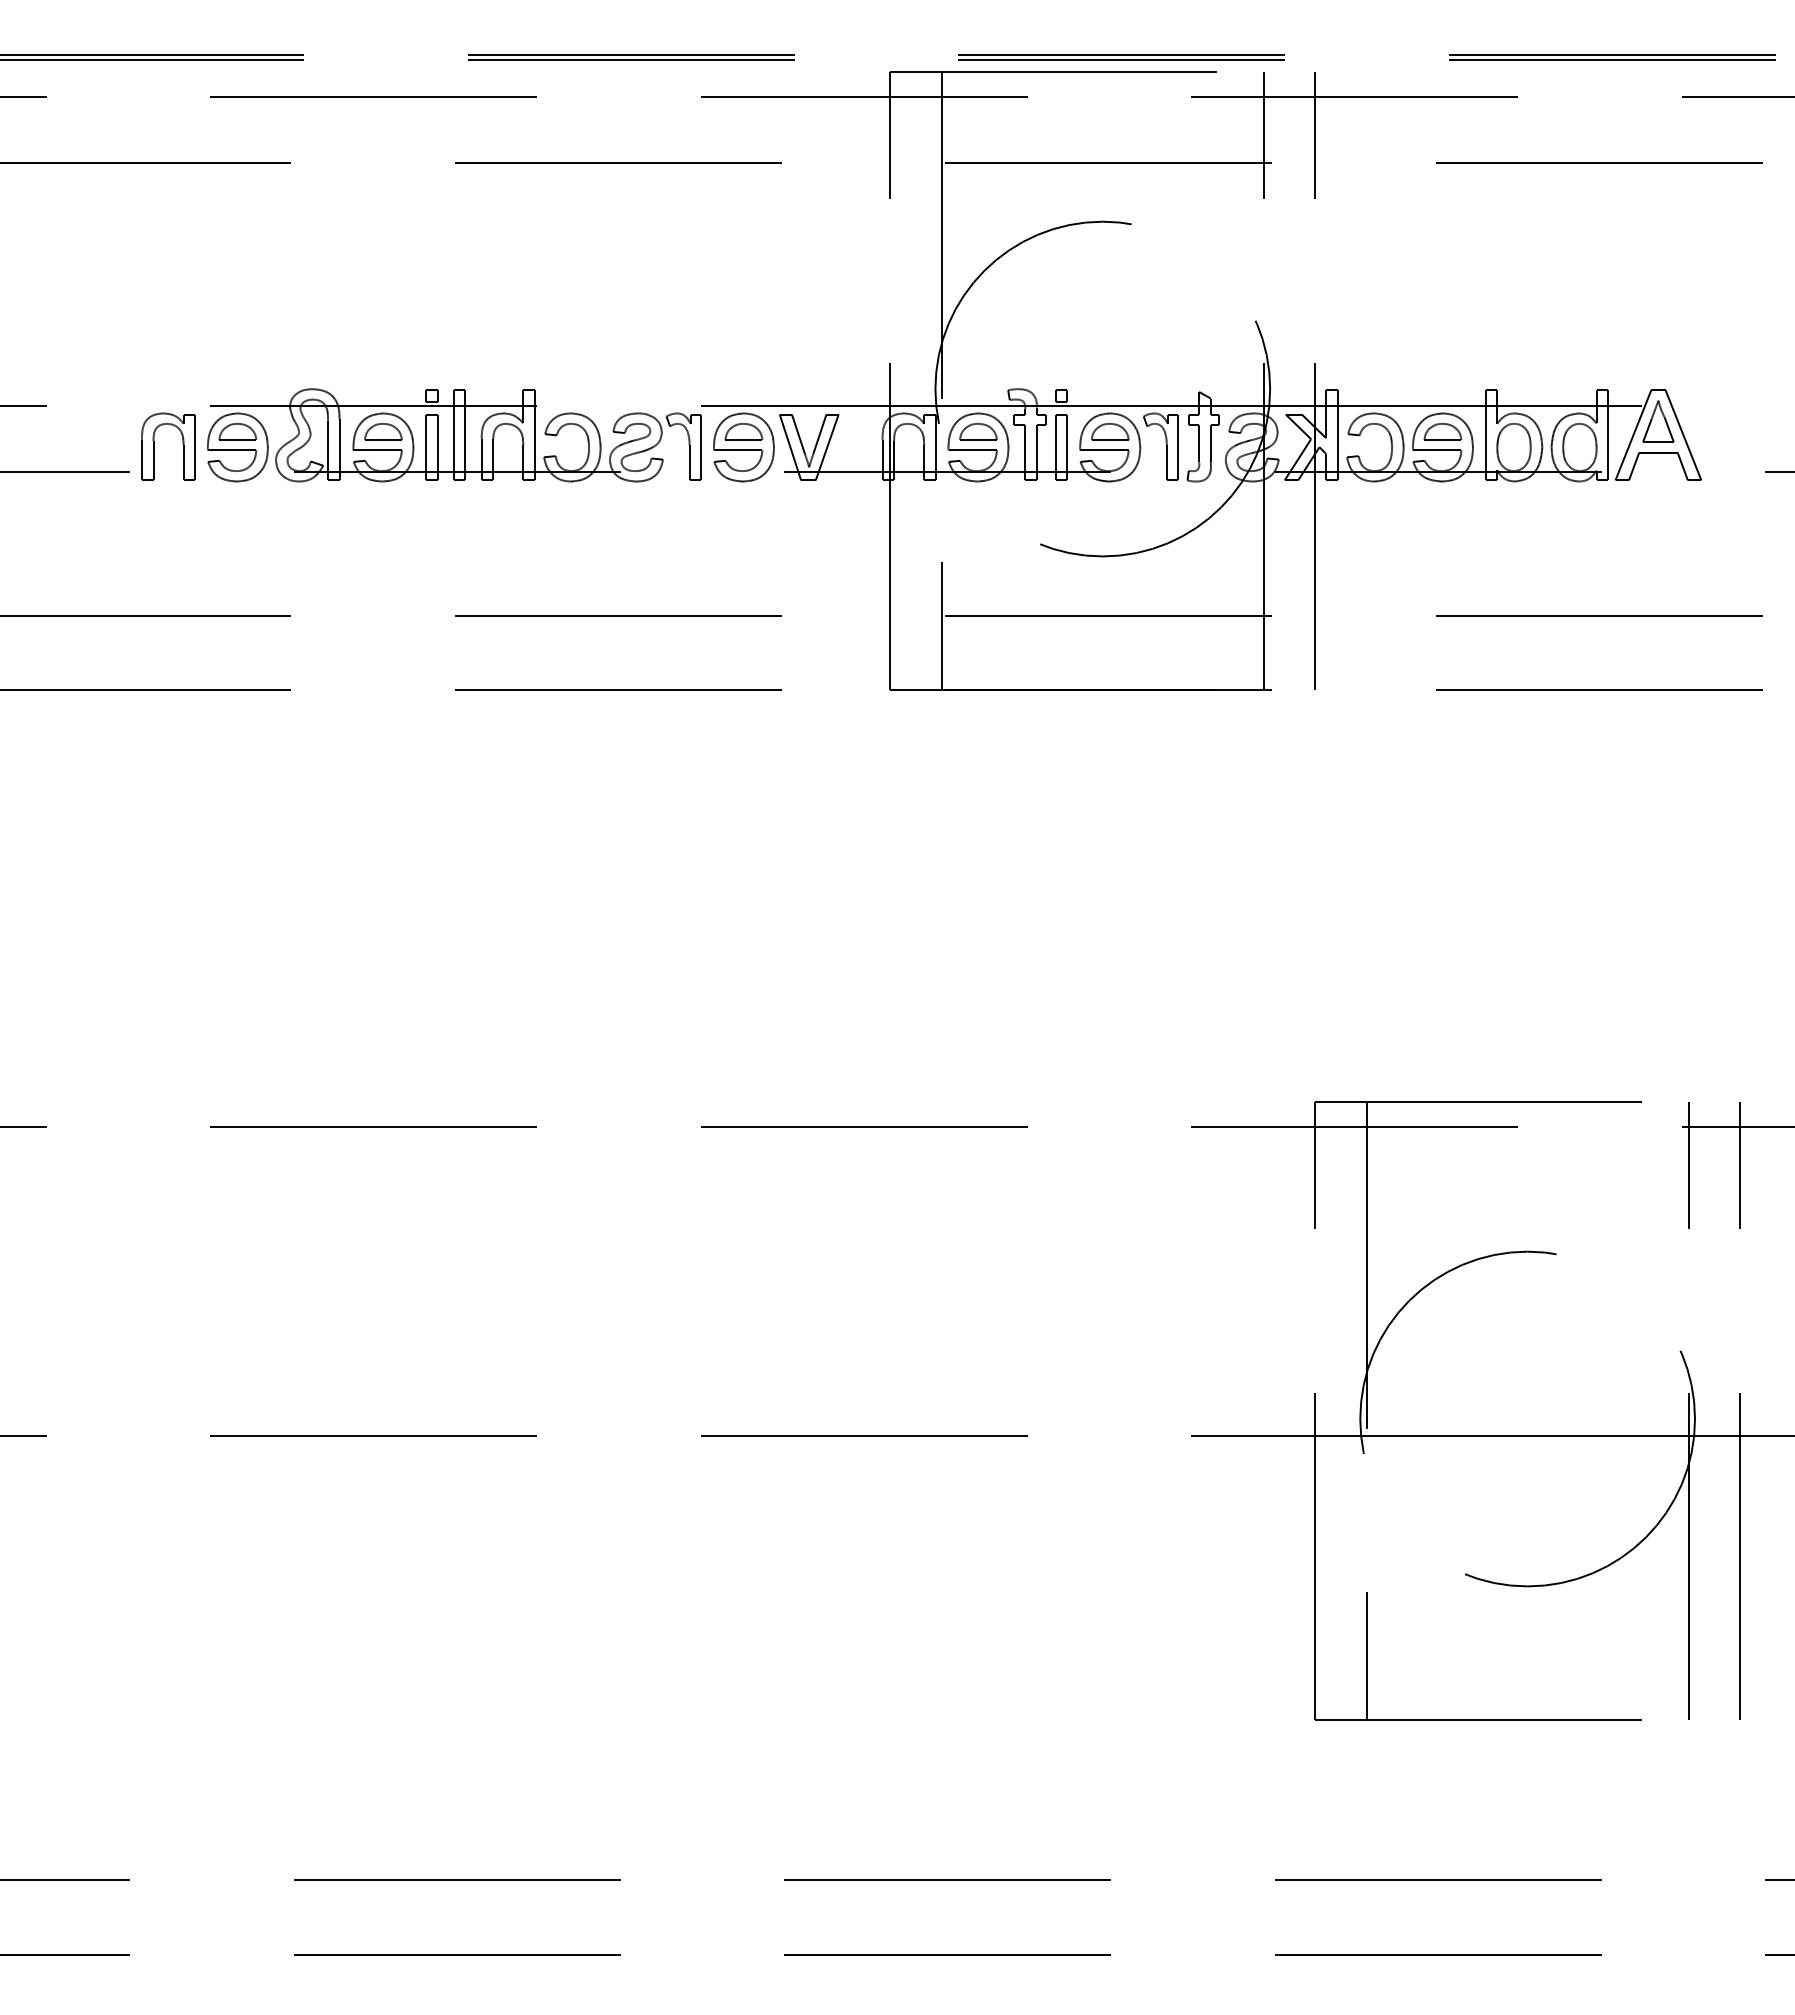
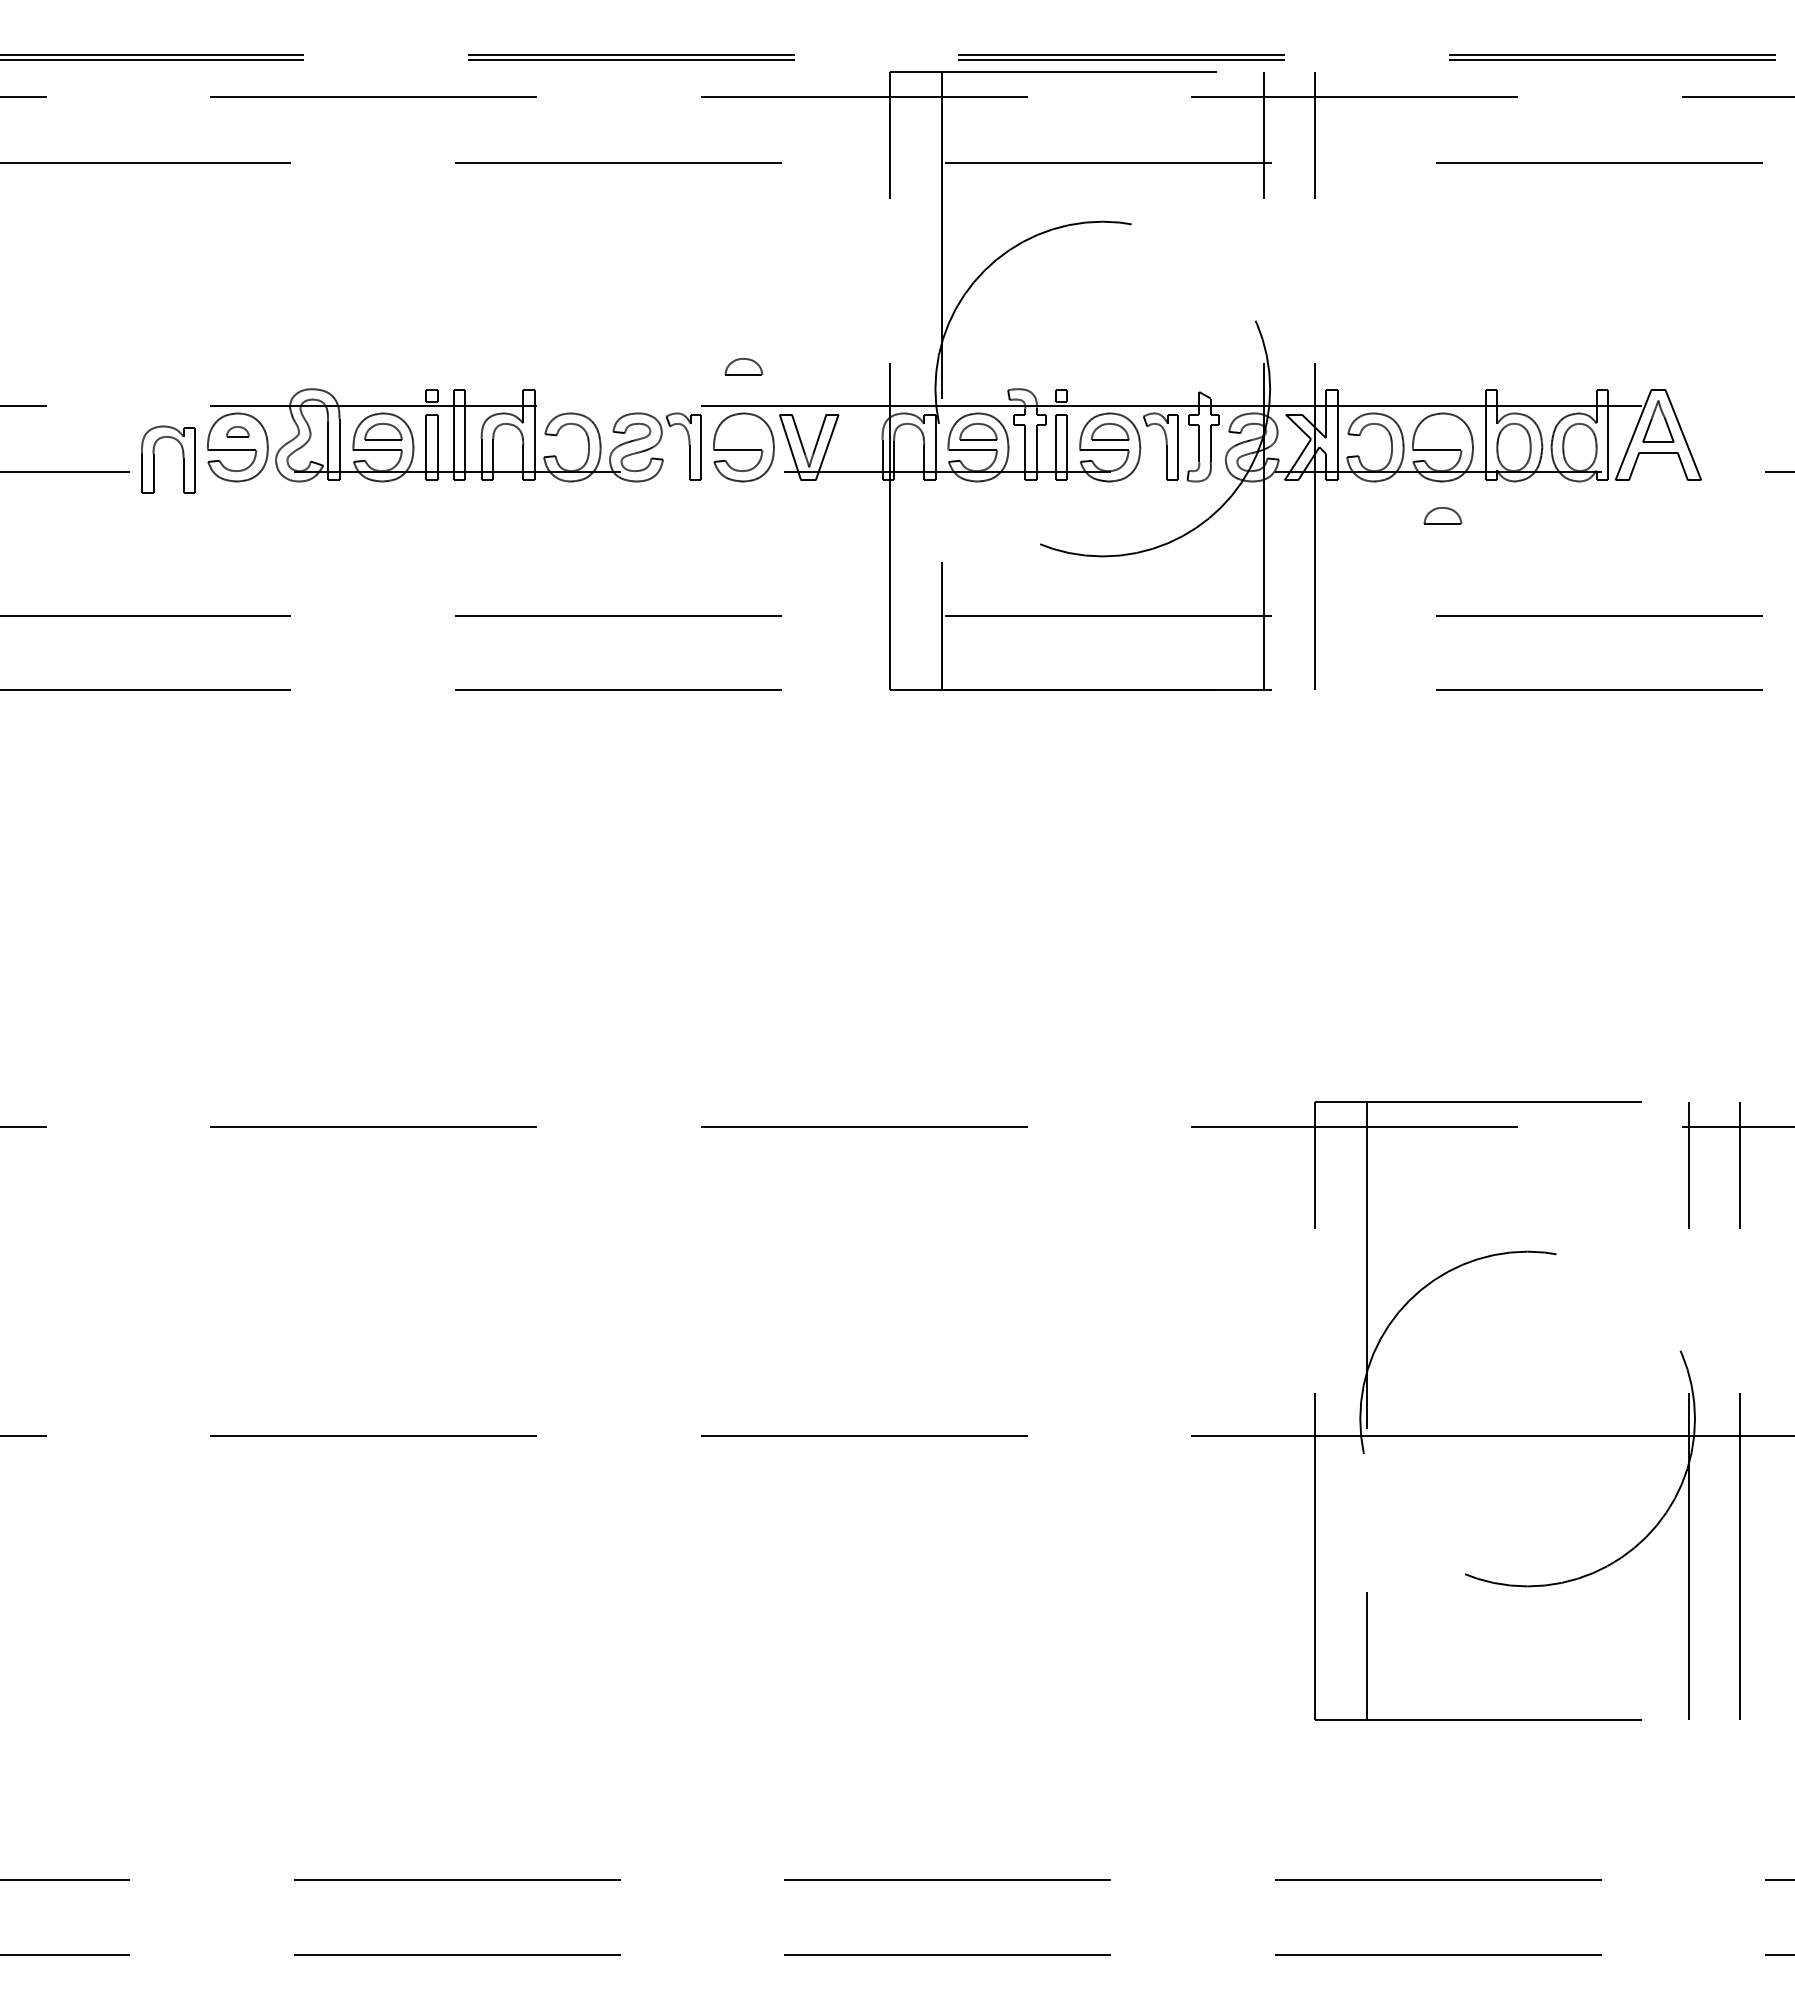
part size: 40x19 px -> 24x12 px (237, 431)
part position: (743, 431) -> (743, 366) (743, 366)
part position: (1442, 431) -> (1442, 515) (1442, 515)
part position: (154, 446) -> (154, 459) (154, 459)
